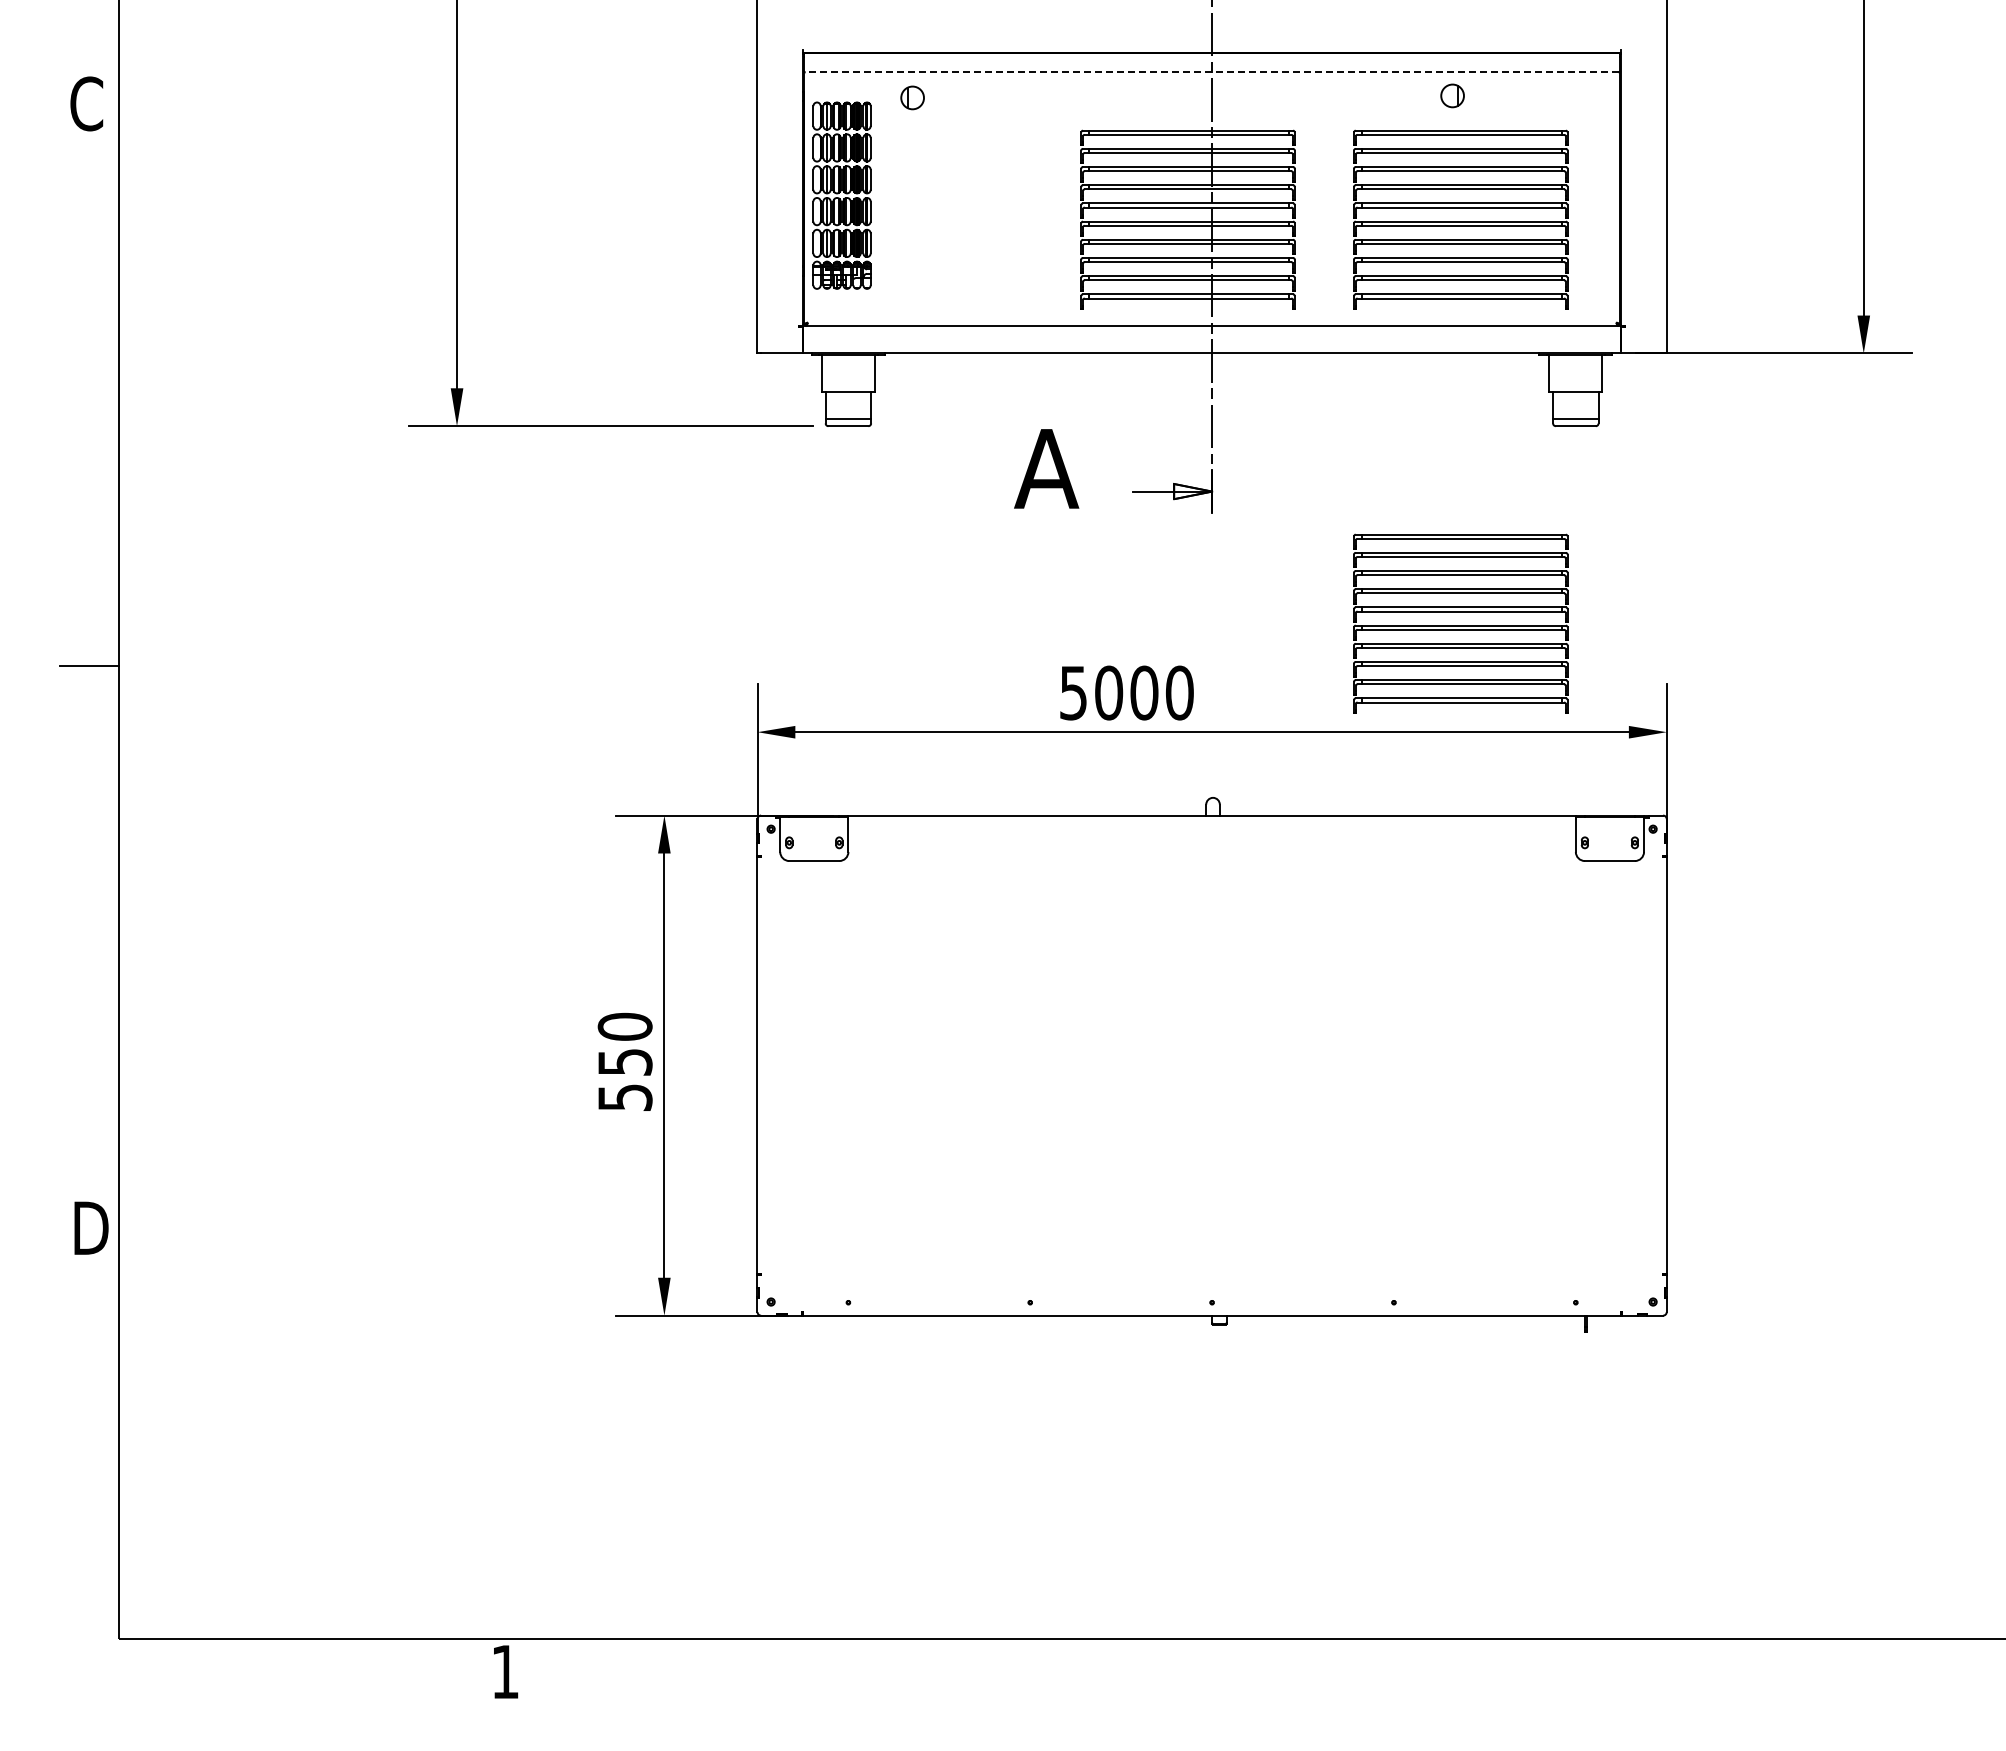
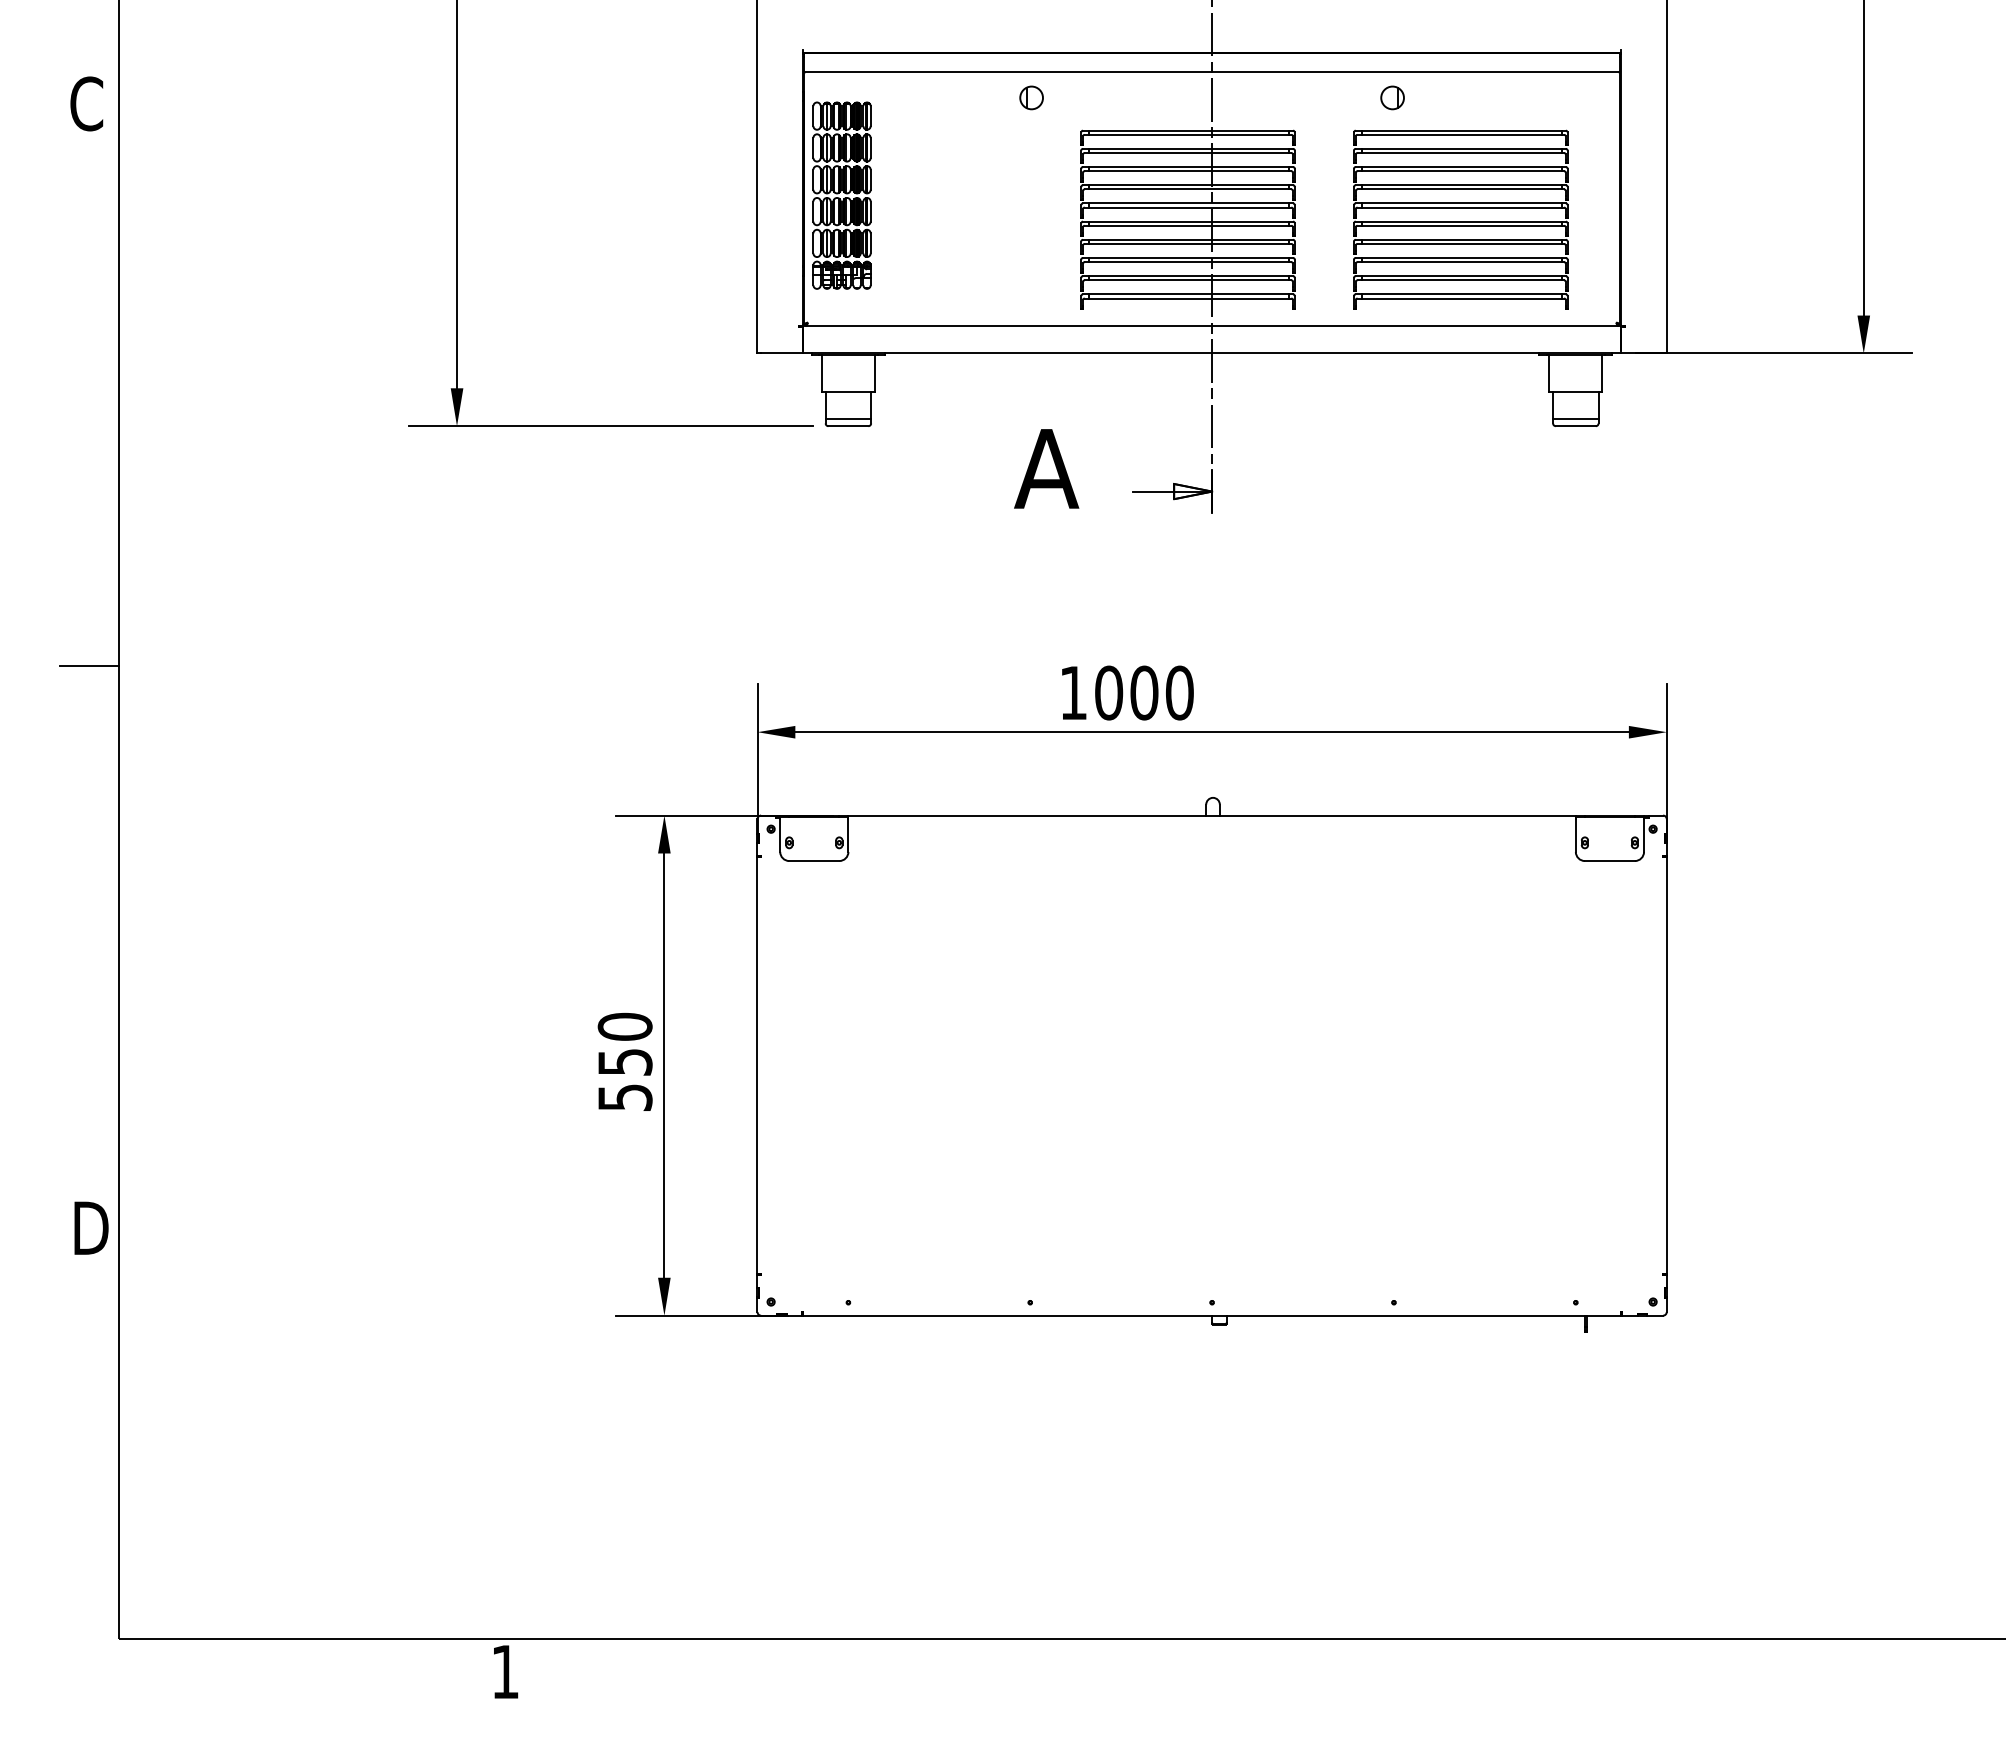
line: dashed -> solid (1211, 72)
part position: (1452, 95) -> (1392, 97) (1392, 97)
part position: (912, 97) -> (1031, 97) (1031, 97)
part: present -> none (1460, 623)
text: 5000 -> 1000 (1073, 693)
